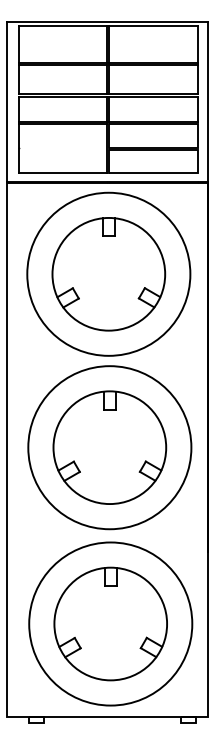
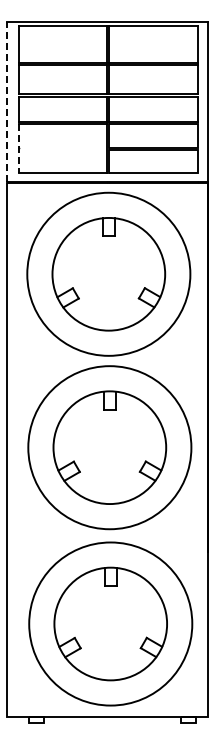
line: solid -> dashed (7, 101)
line: solid -> dashed (18, 149)
